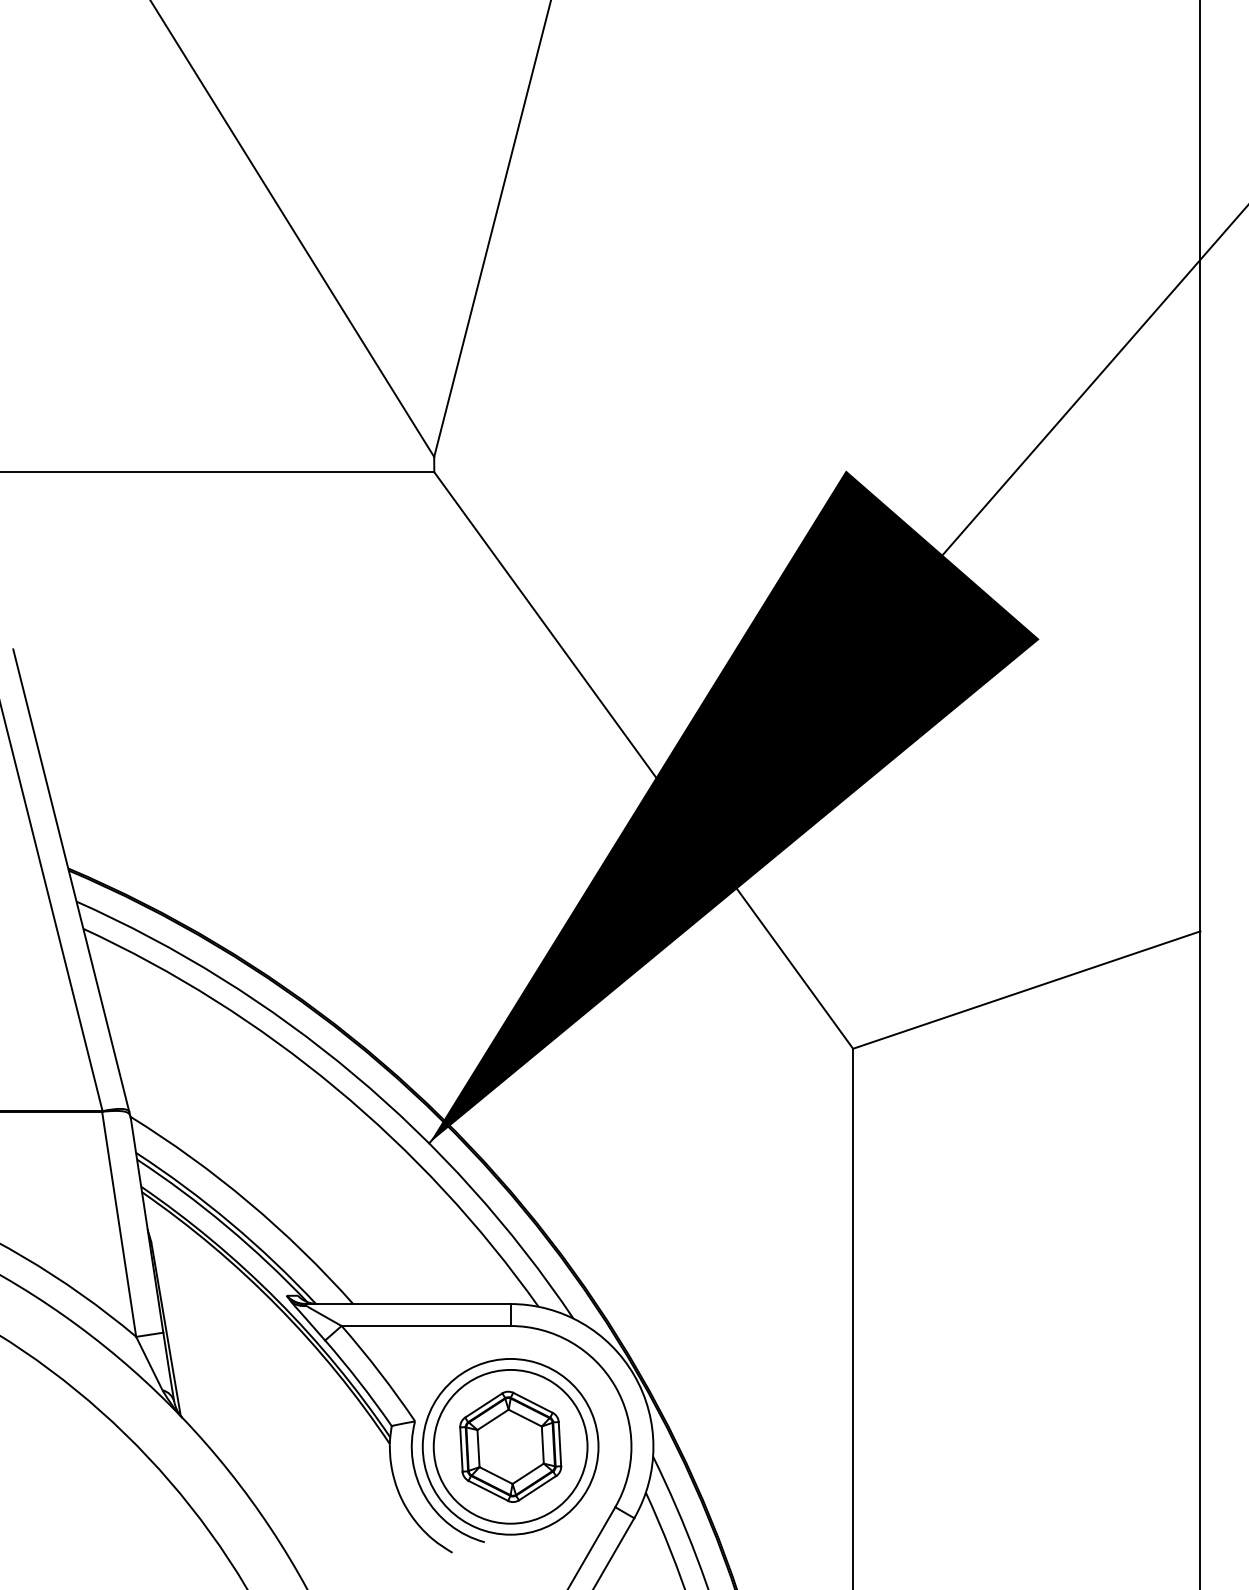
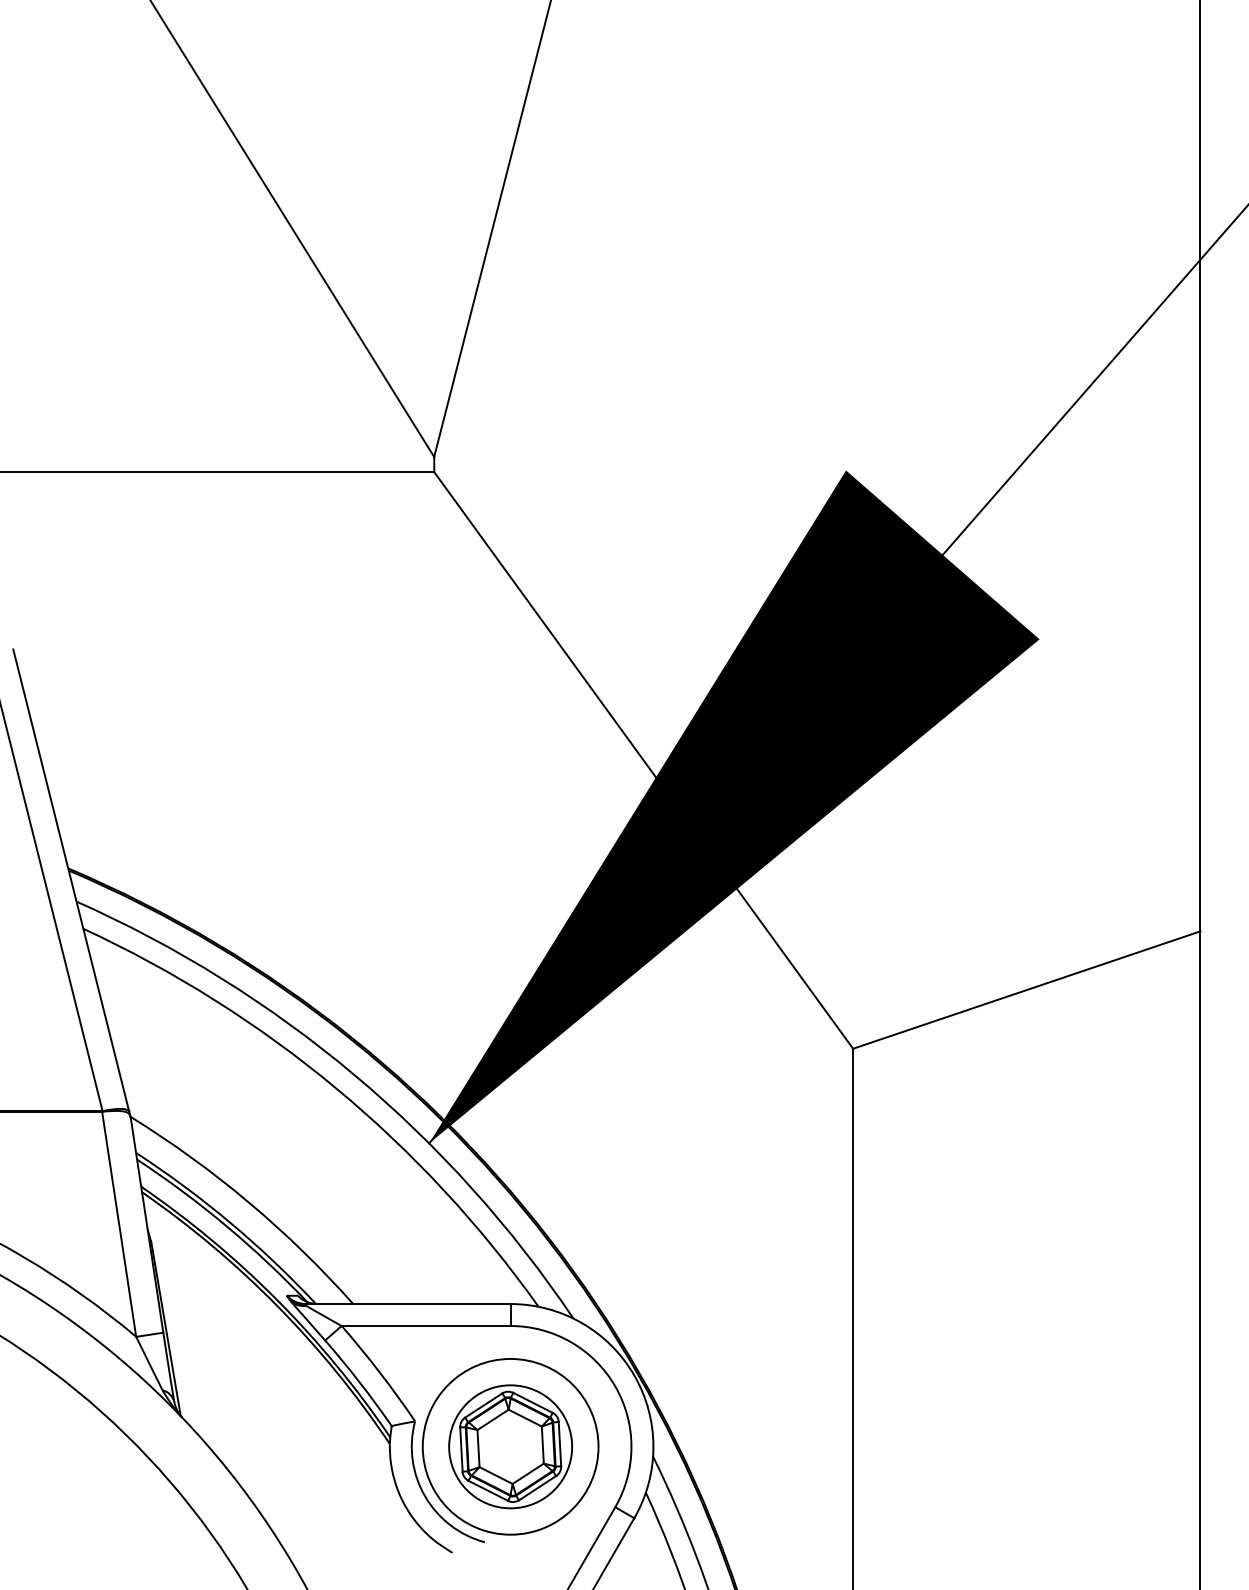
circle diameter: 154 px -> 123 px (510, 1446)
